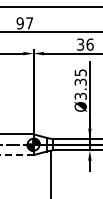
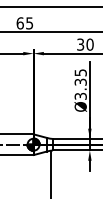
text: 97 -> 65 (24, 23)
text: 36 -> 30 (89, 44)
line: dashed -> solid (16, 155)
